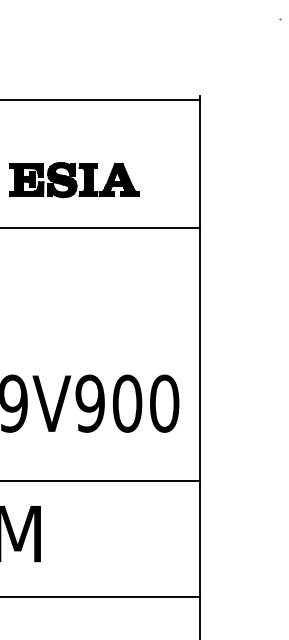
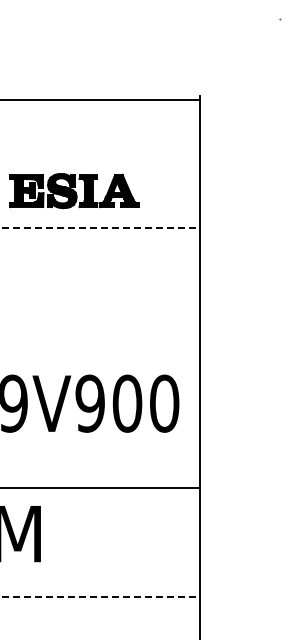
part position: (74, 180) -> (74, 191) (74, 191)
line: solid -> dashed (100, 228)
line position: (100, 481) -> (100, 488) (100, 488)
line: solid -> dashed (100, 597)
